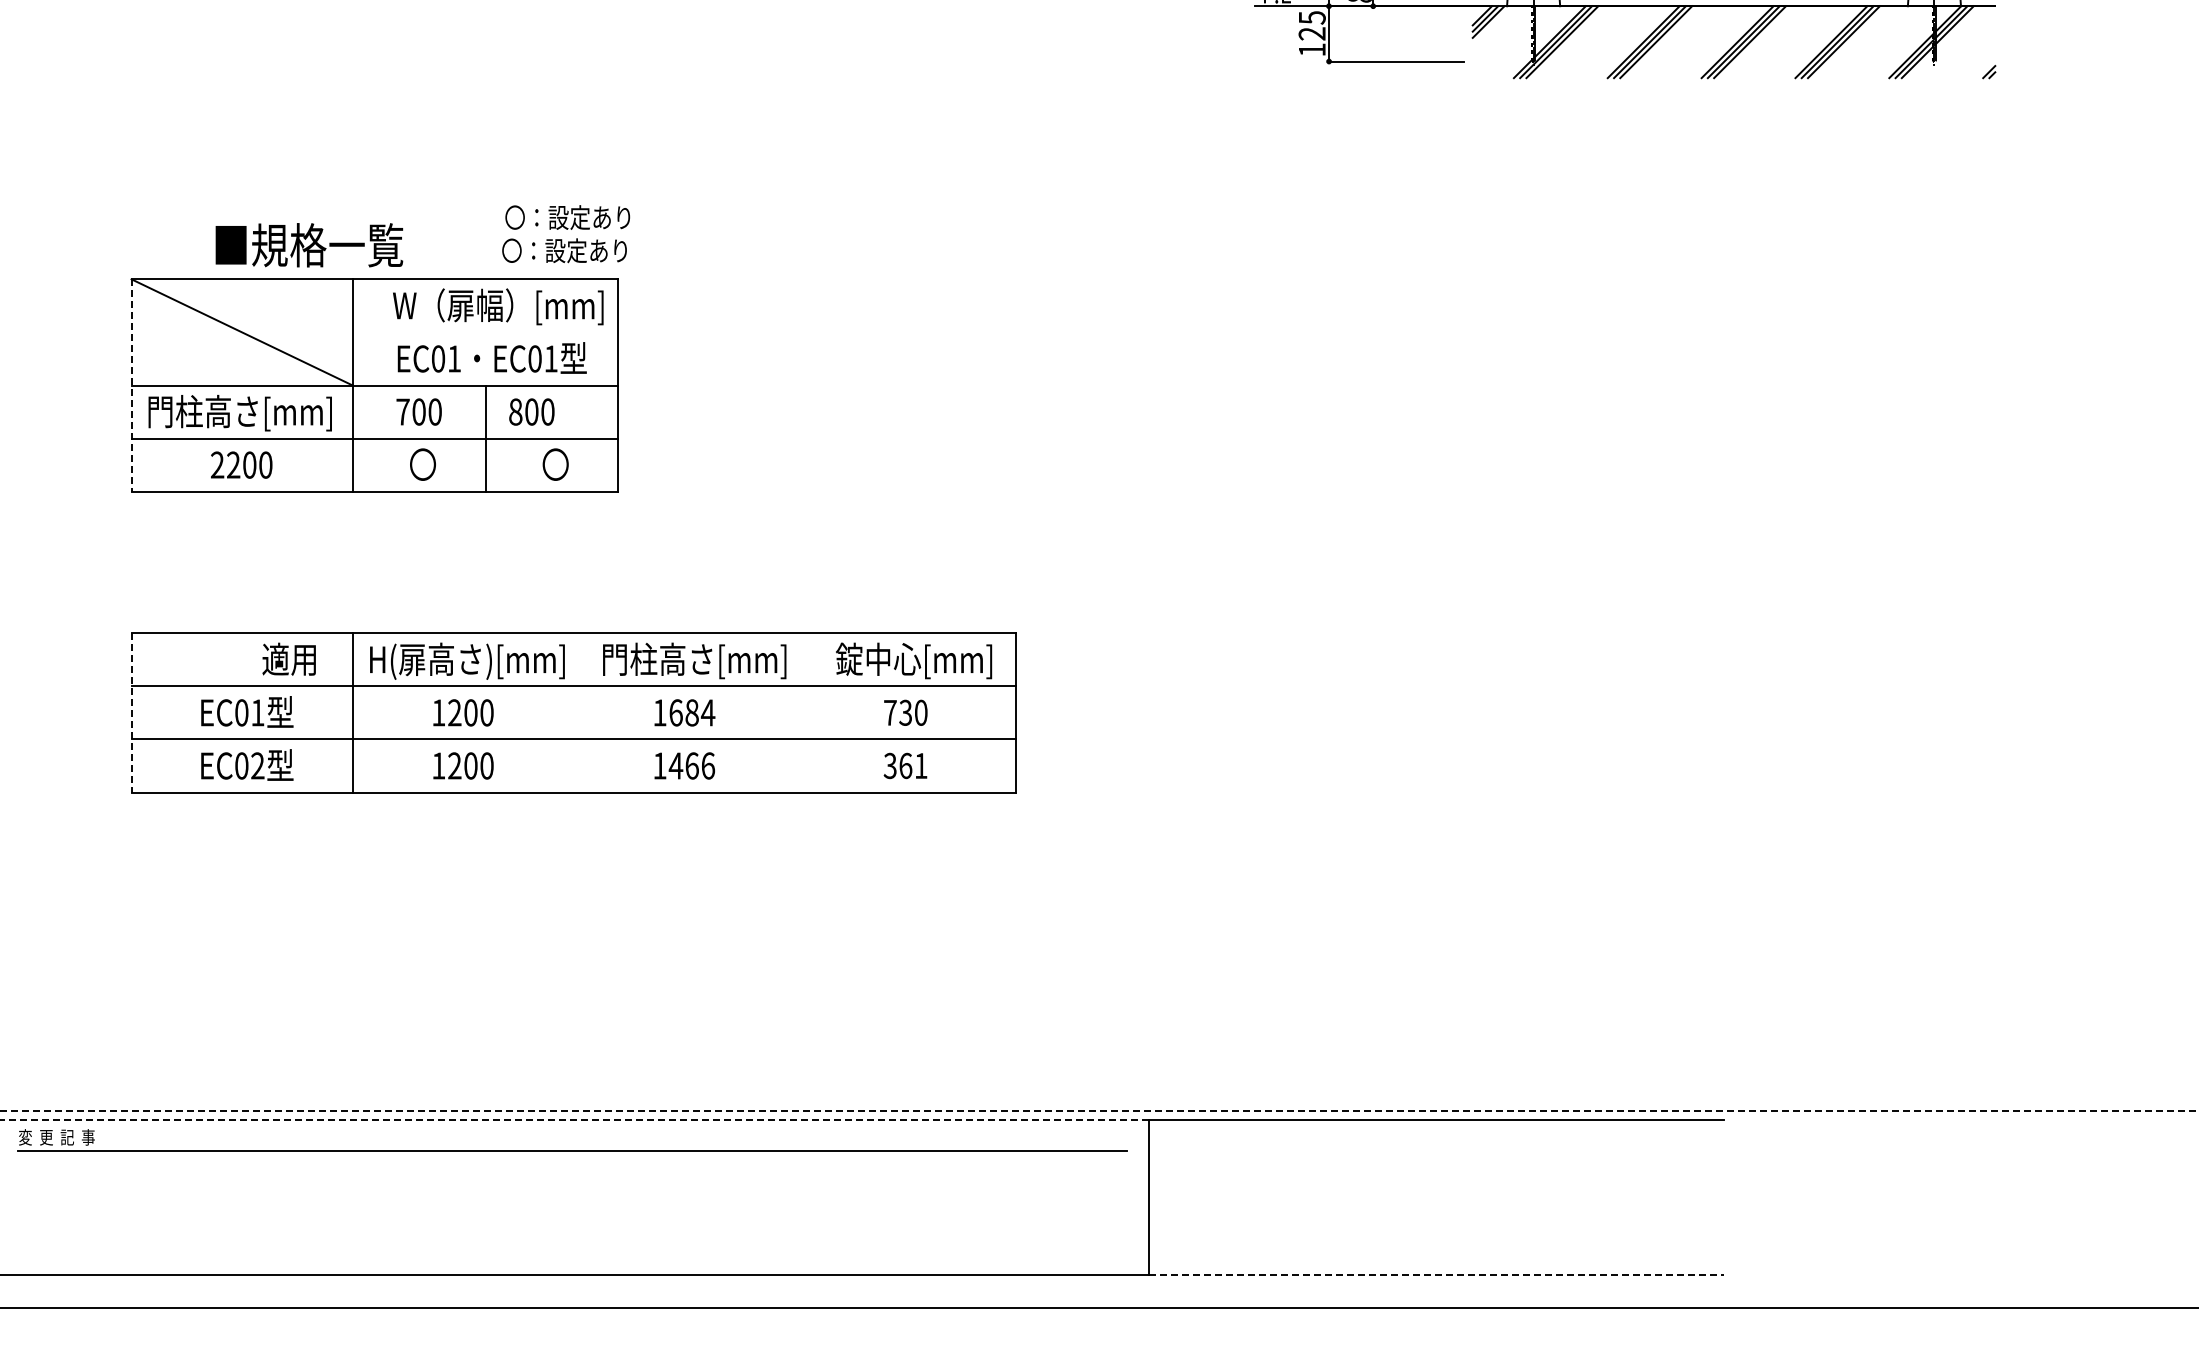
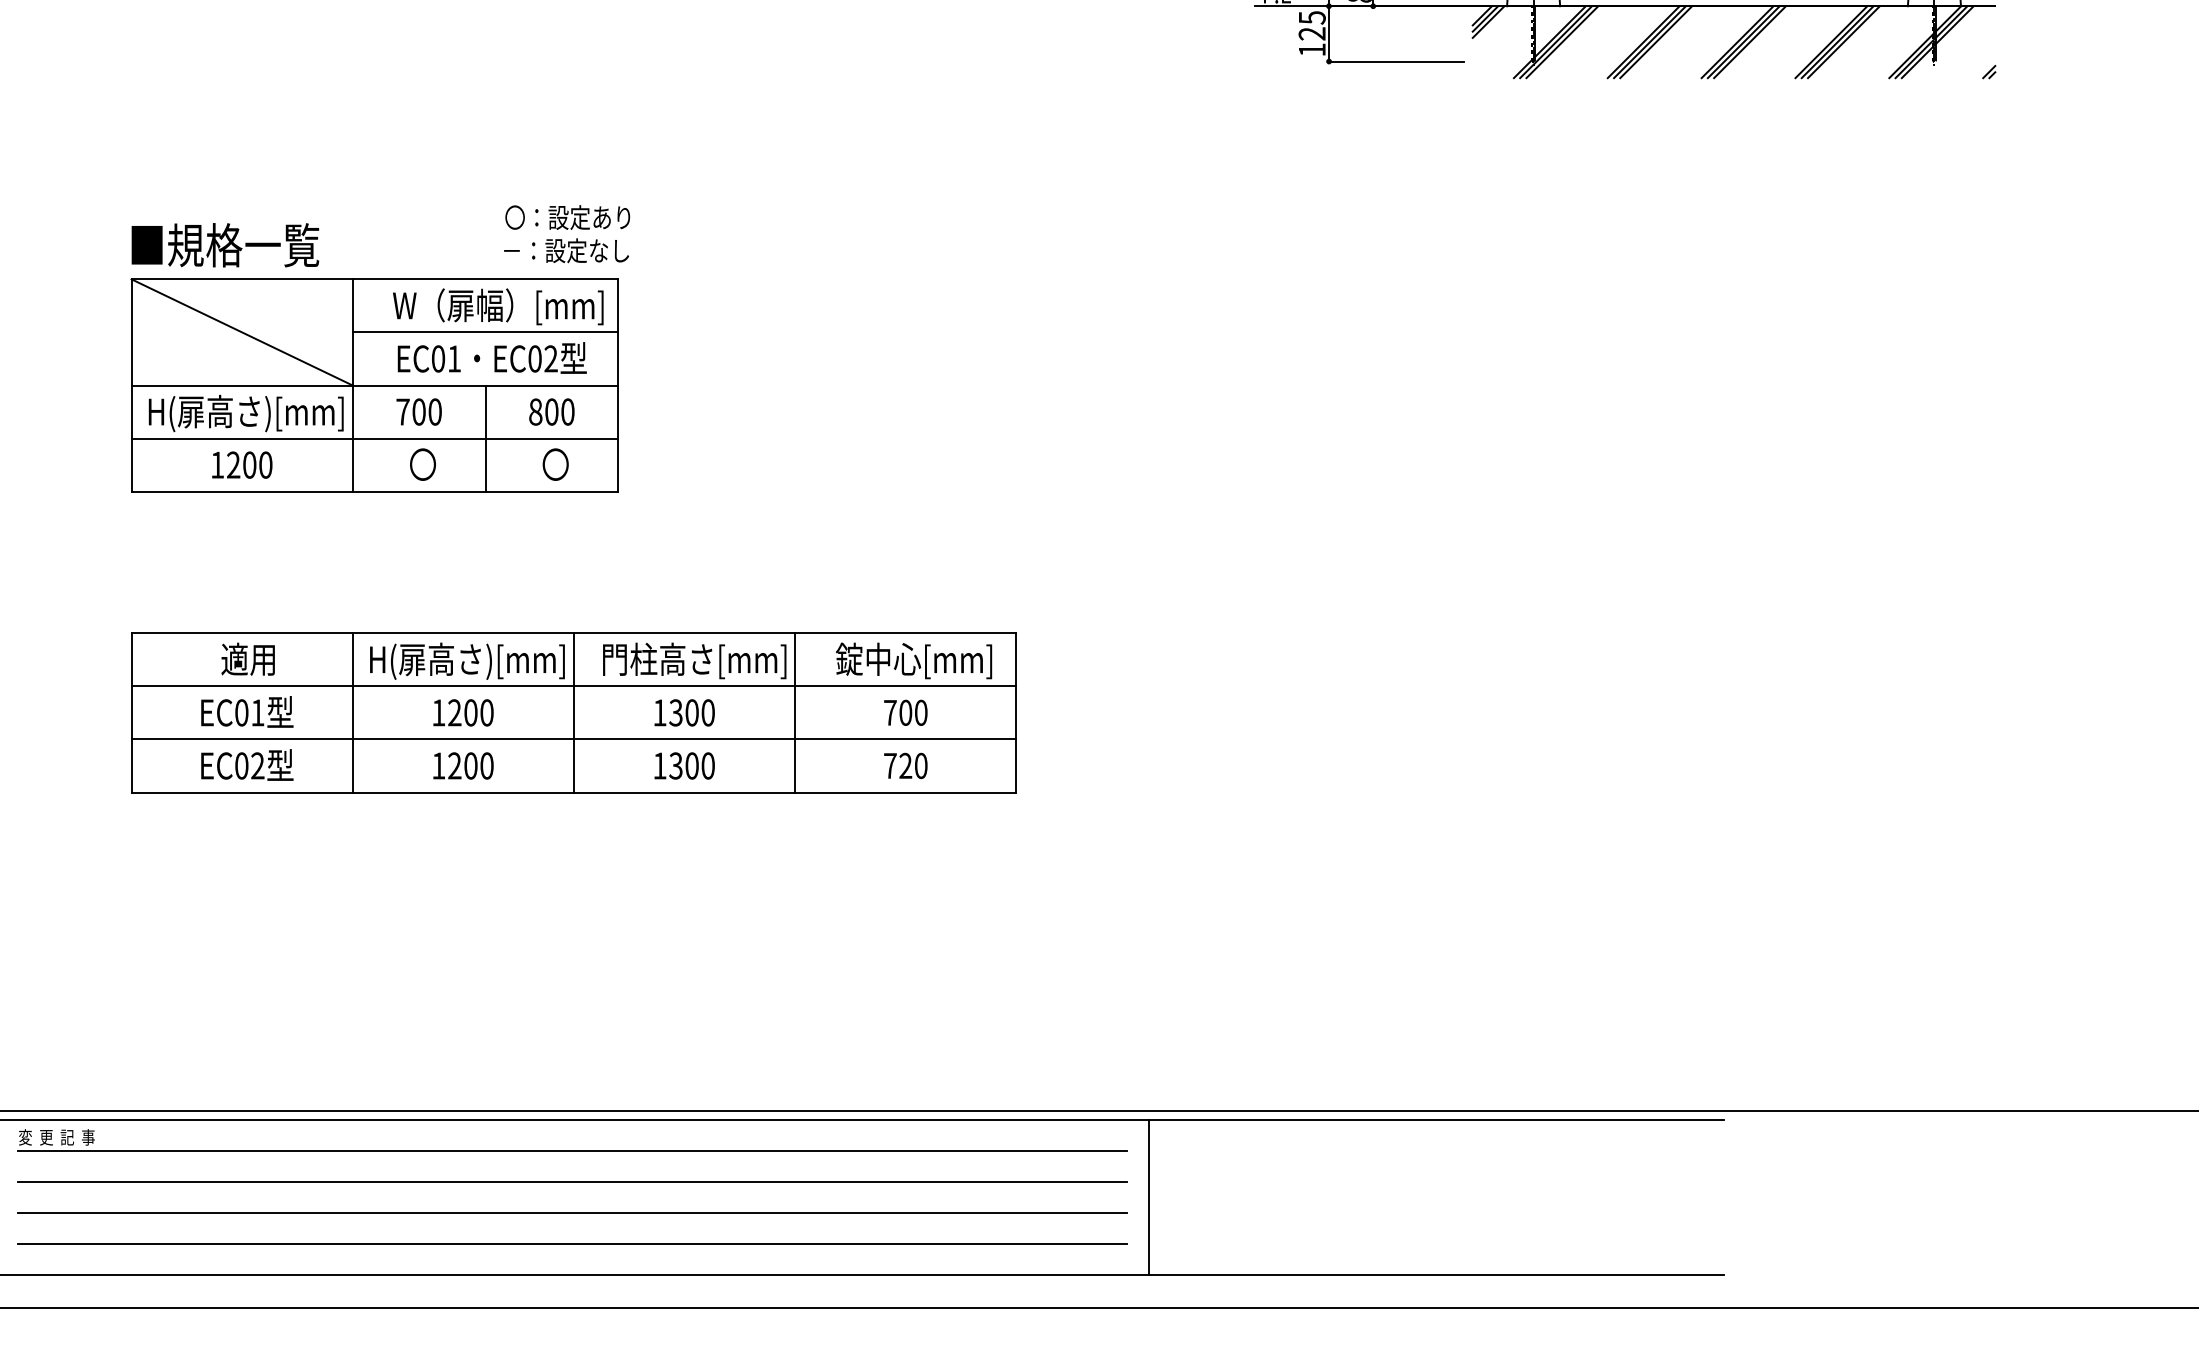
text position: (309, 245) -> (225, 245) (225, 245)
text: 〇：設定あり -> －：設定なし (565, 250)
line: none -> present (485, 332)
text: EC01 -> EC02 (550, 358)
line: dashed -> solid (131, 386)
text position: (531, 411) -> (551, 411) (551, 411)
text: 門柱高さ[mm] -> H(扉高さ)[mm] (245, 413)
text: 2200 -> 1200 (217, 464)
text position: (288, 658) -> (247, 658) (247, 658)
line: dashed -> solid (131, 712)
line: none -> present (574, 712)
text: 1684 -> 1300 (692, 712)
line: none -> present (795, 712)
text: 730 -> 700 (905, 712)
text: 1466 -> 1300 (691, 765)
text: 361 -> 720 (905, 765)
line: dashed -> solid (1099, 1111)
line: dashed -> solid (574, 1119)
line: none -> present (572, 1181)
line: none -> present (572, 1212)
line: none -> present (572, 1243)
line: dashed -> solid (1436, 1274)
